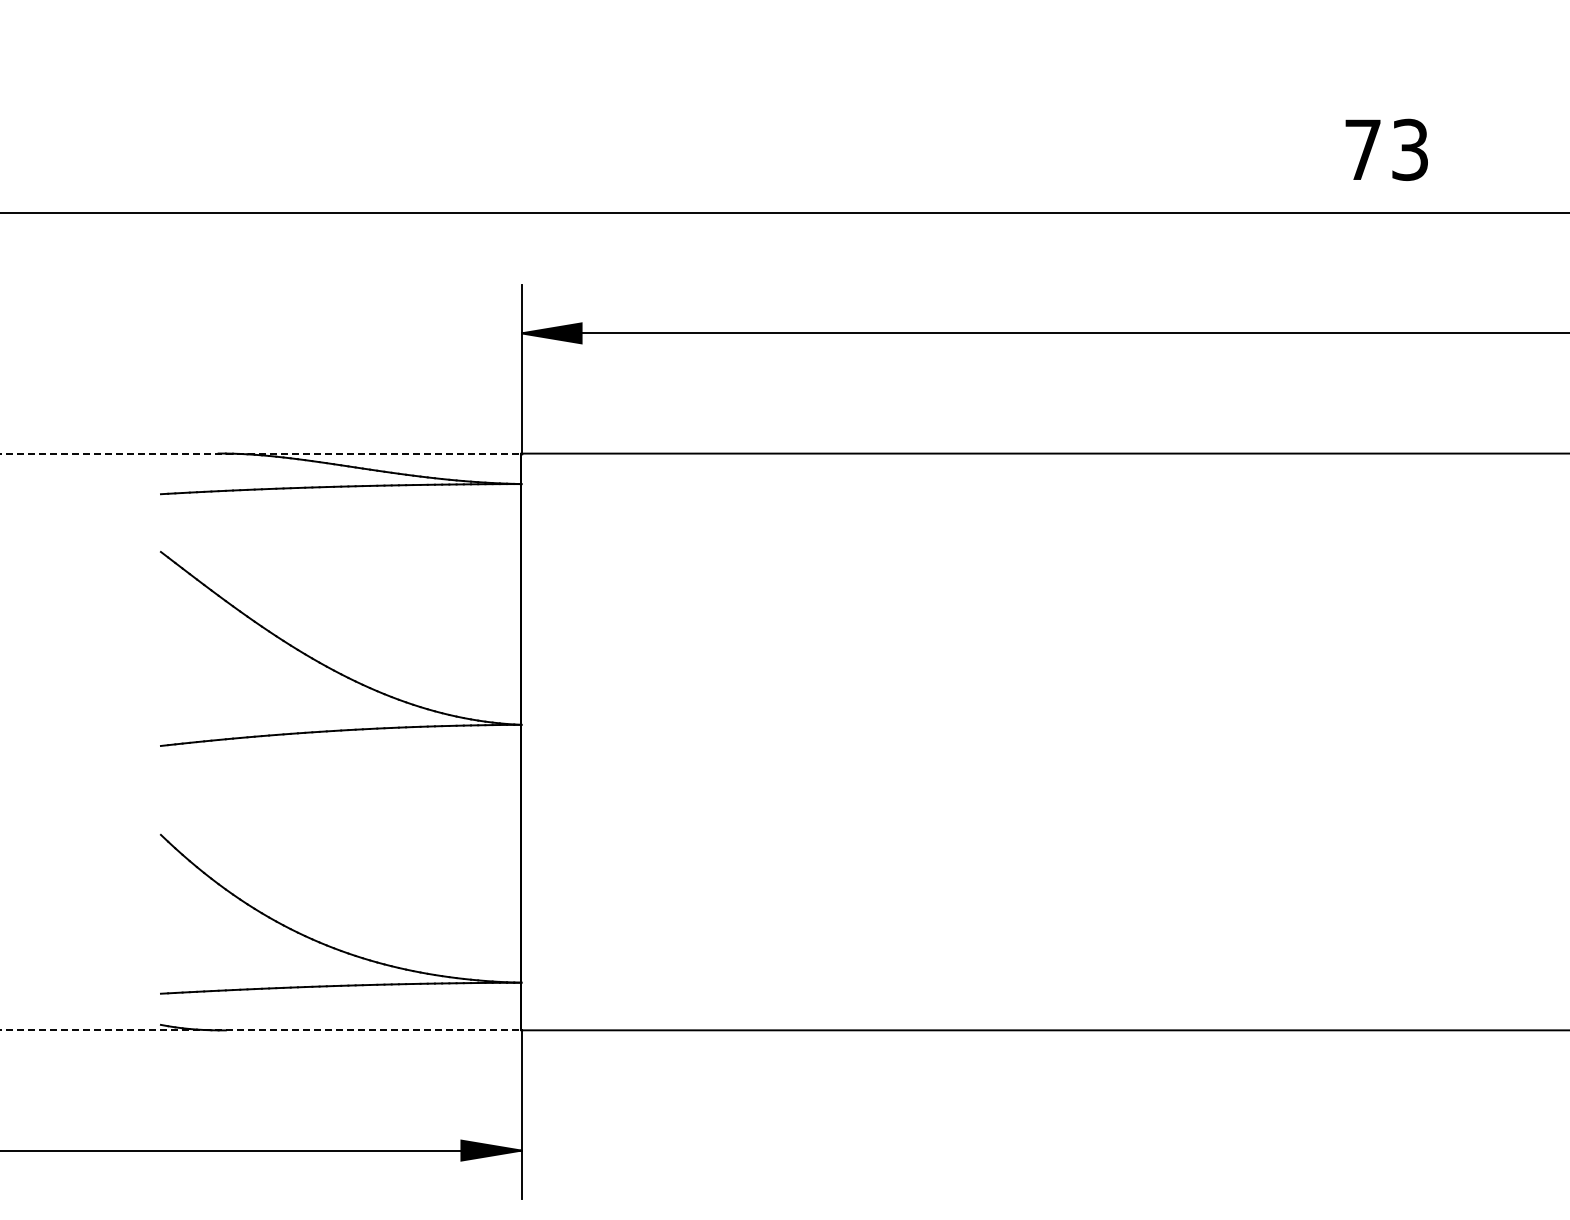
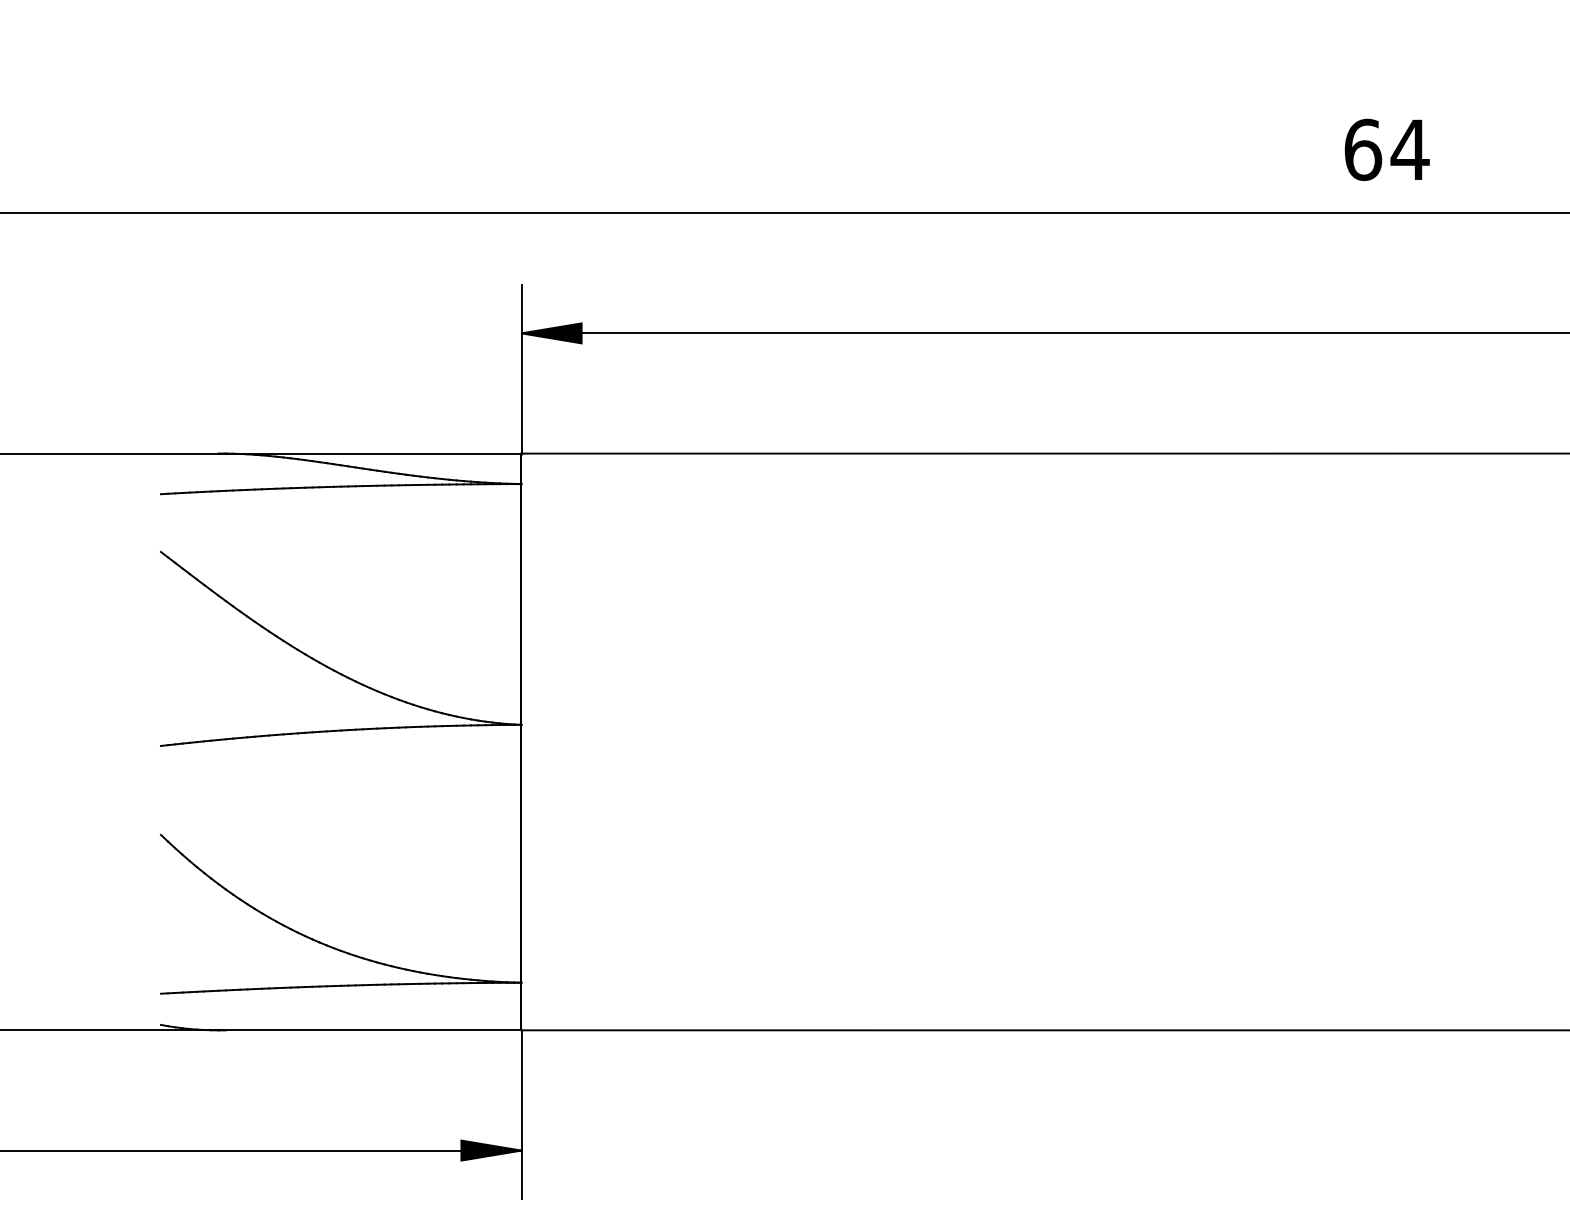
text: 73 -> 64 (1386, 149)
line: dashed -> solid (261, 453)
line: dashed -> solid (261, 1030)
